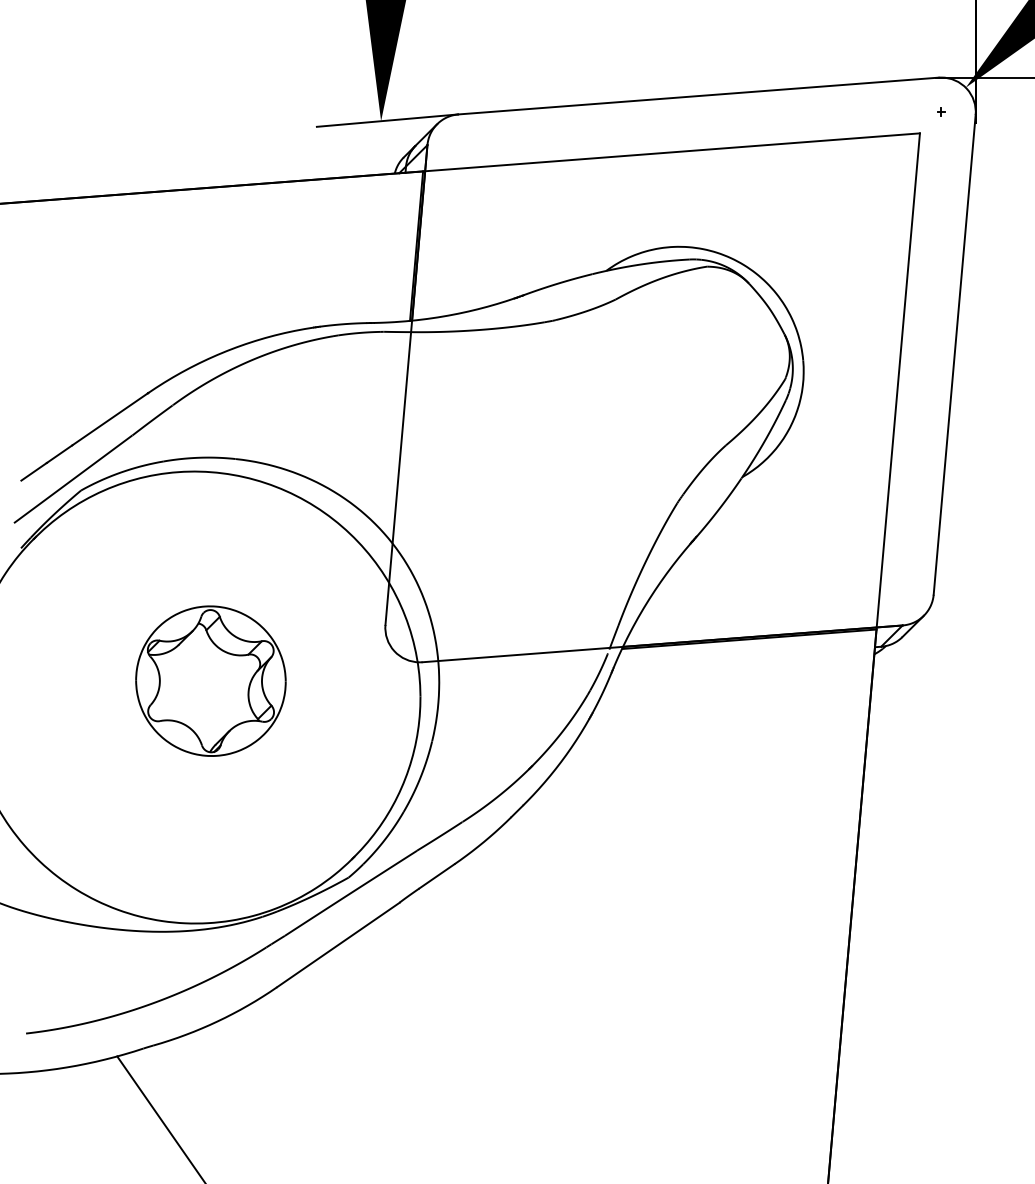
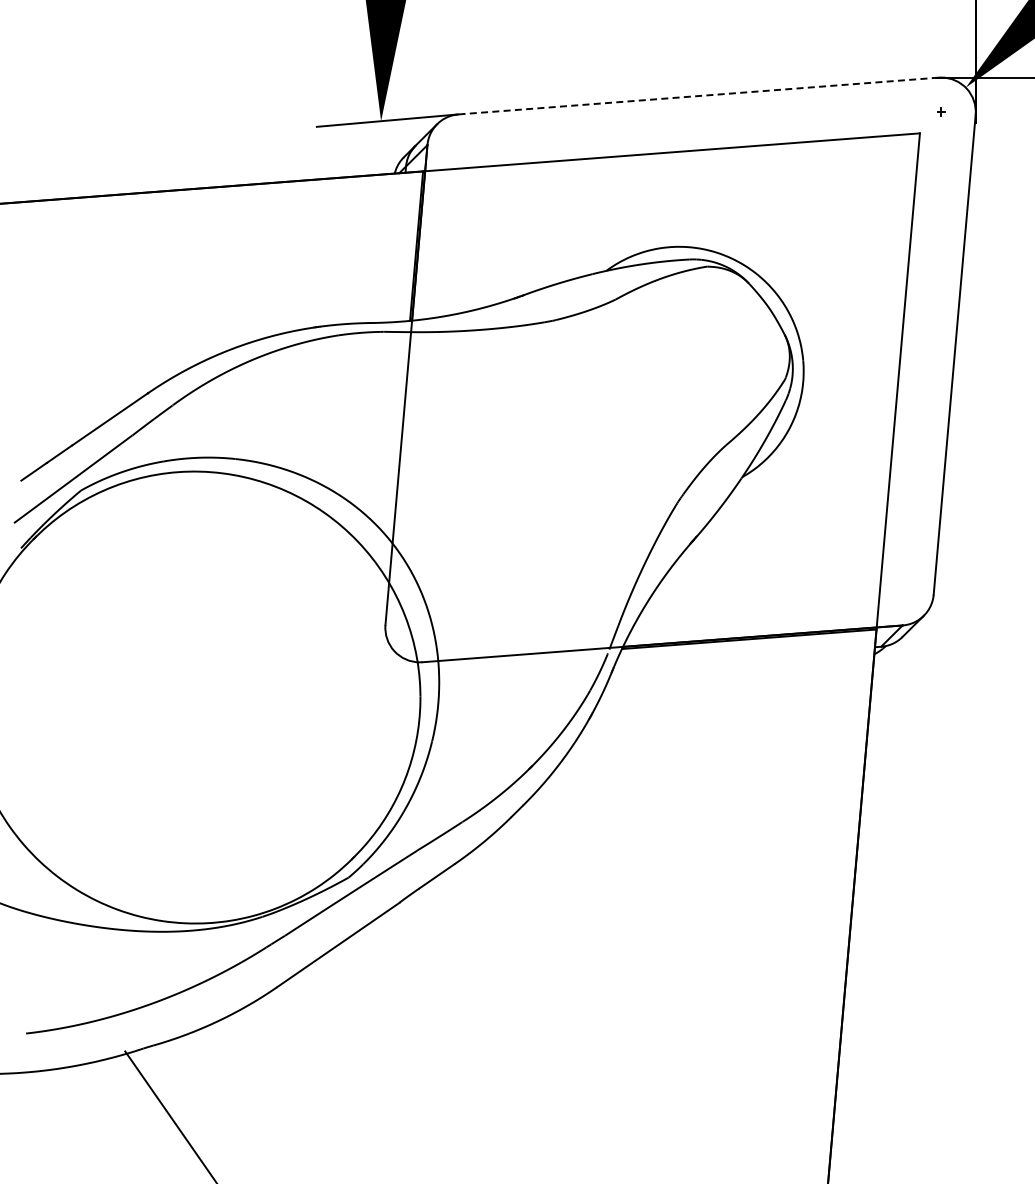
line: solid -> dashed (698, 96)
part: present -> none (210, 680)
line position: (160, 1118) -> (169, 1115) (169, 1115)
